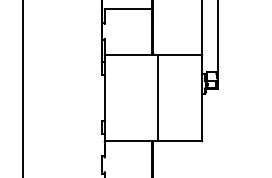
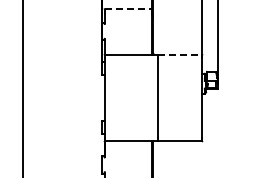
line: solid -> dashed (128, 9)
line: solid -> dashed (179, 54)
